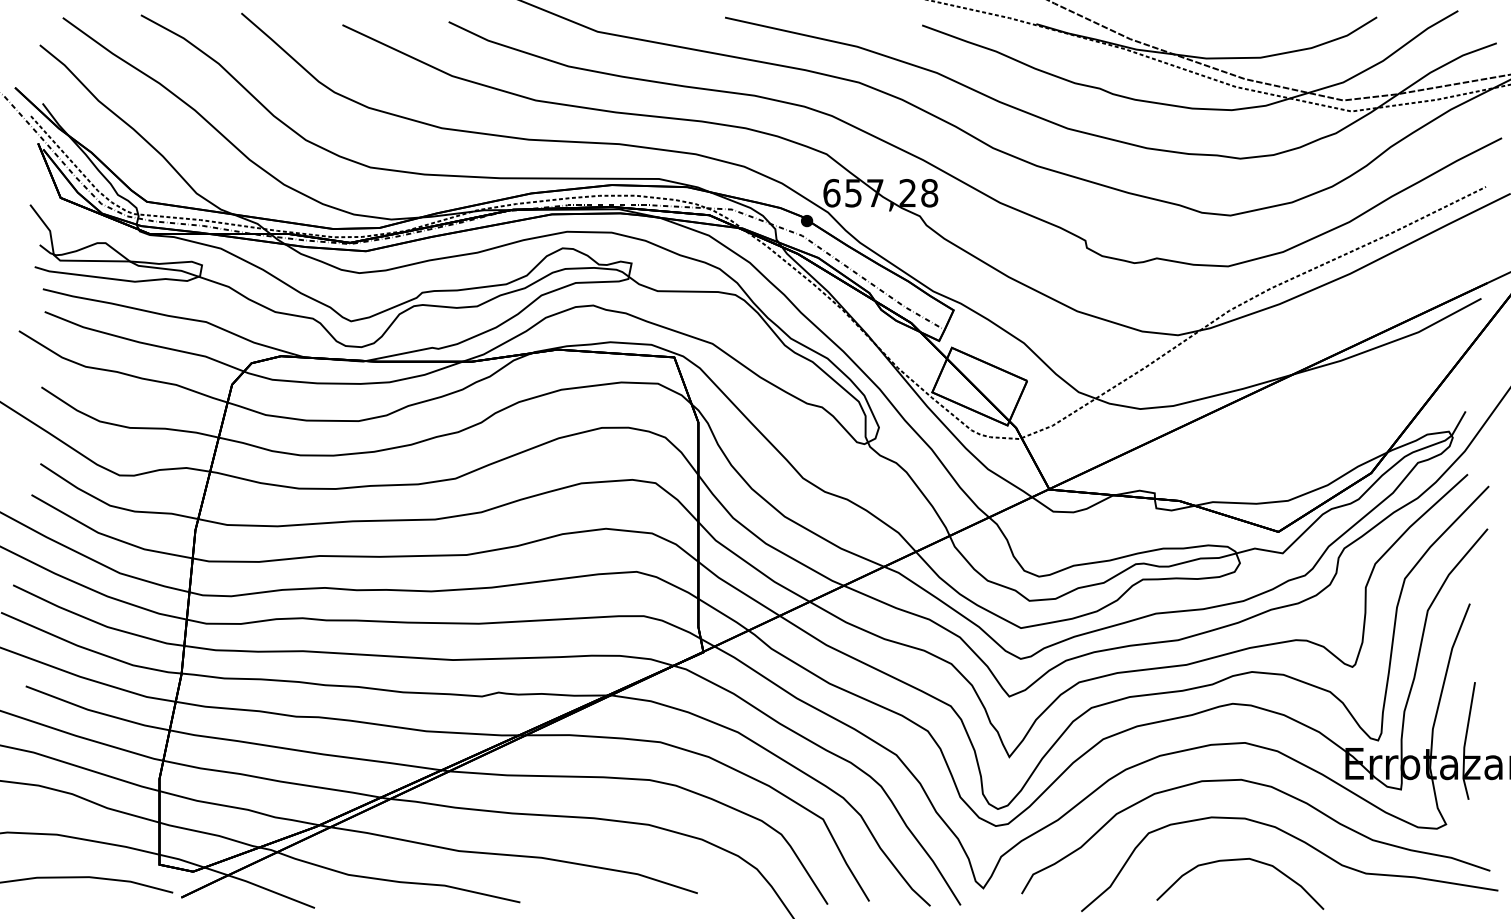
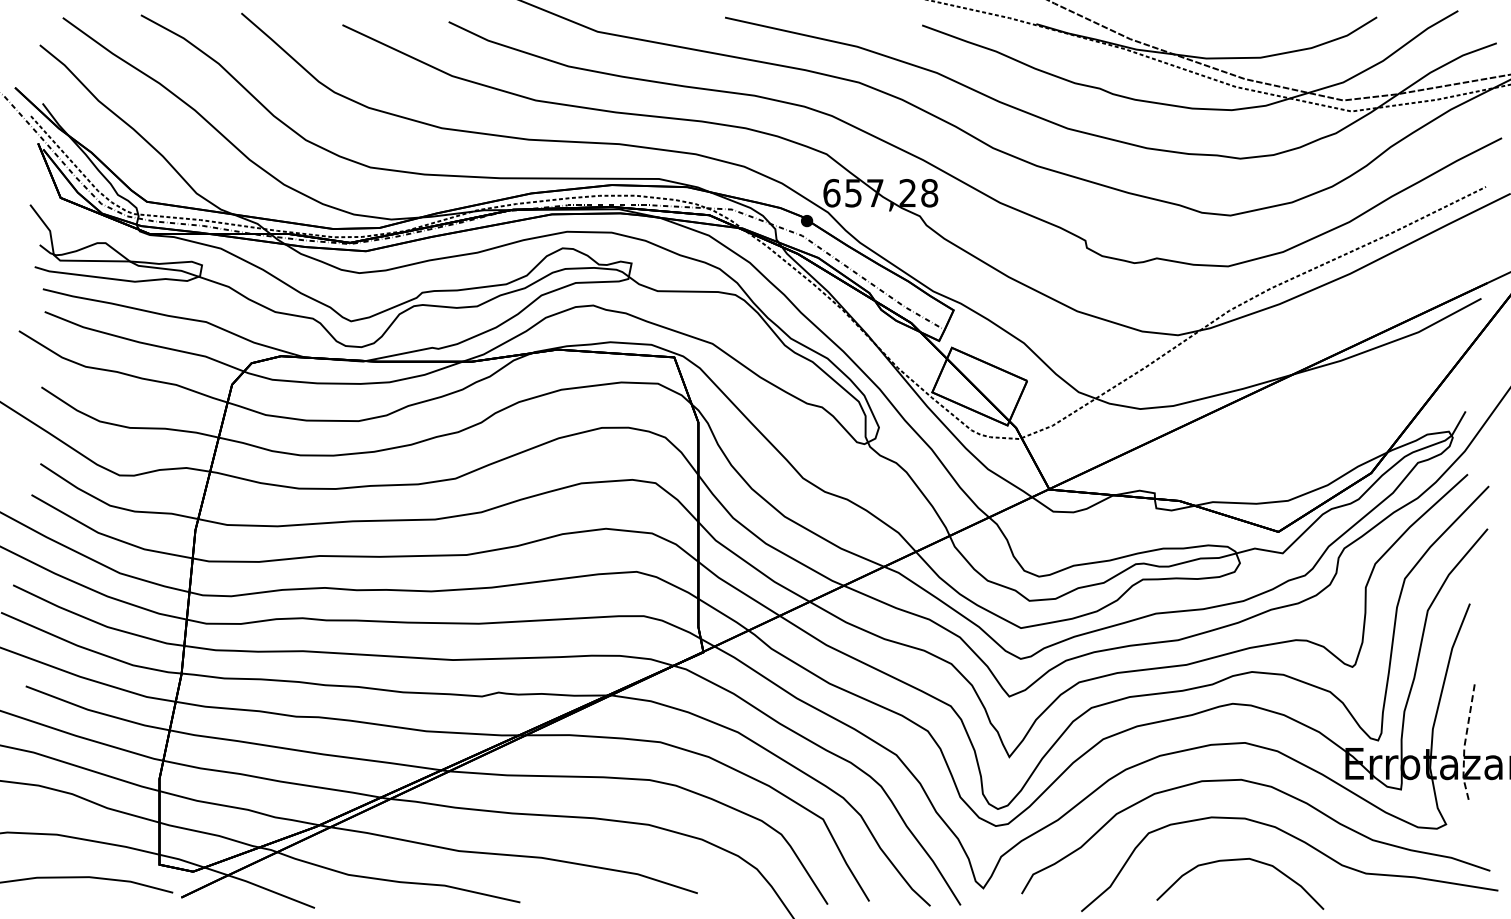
line: solid -> dashed (1465, 741)
